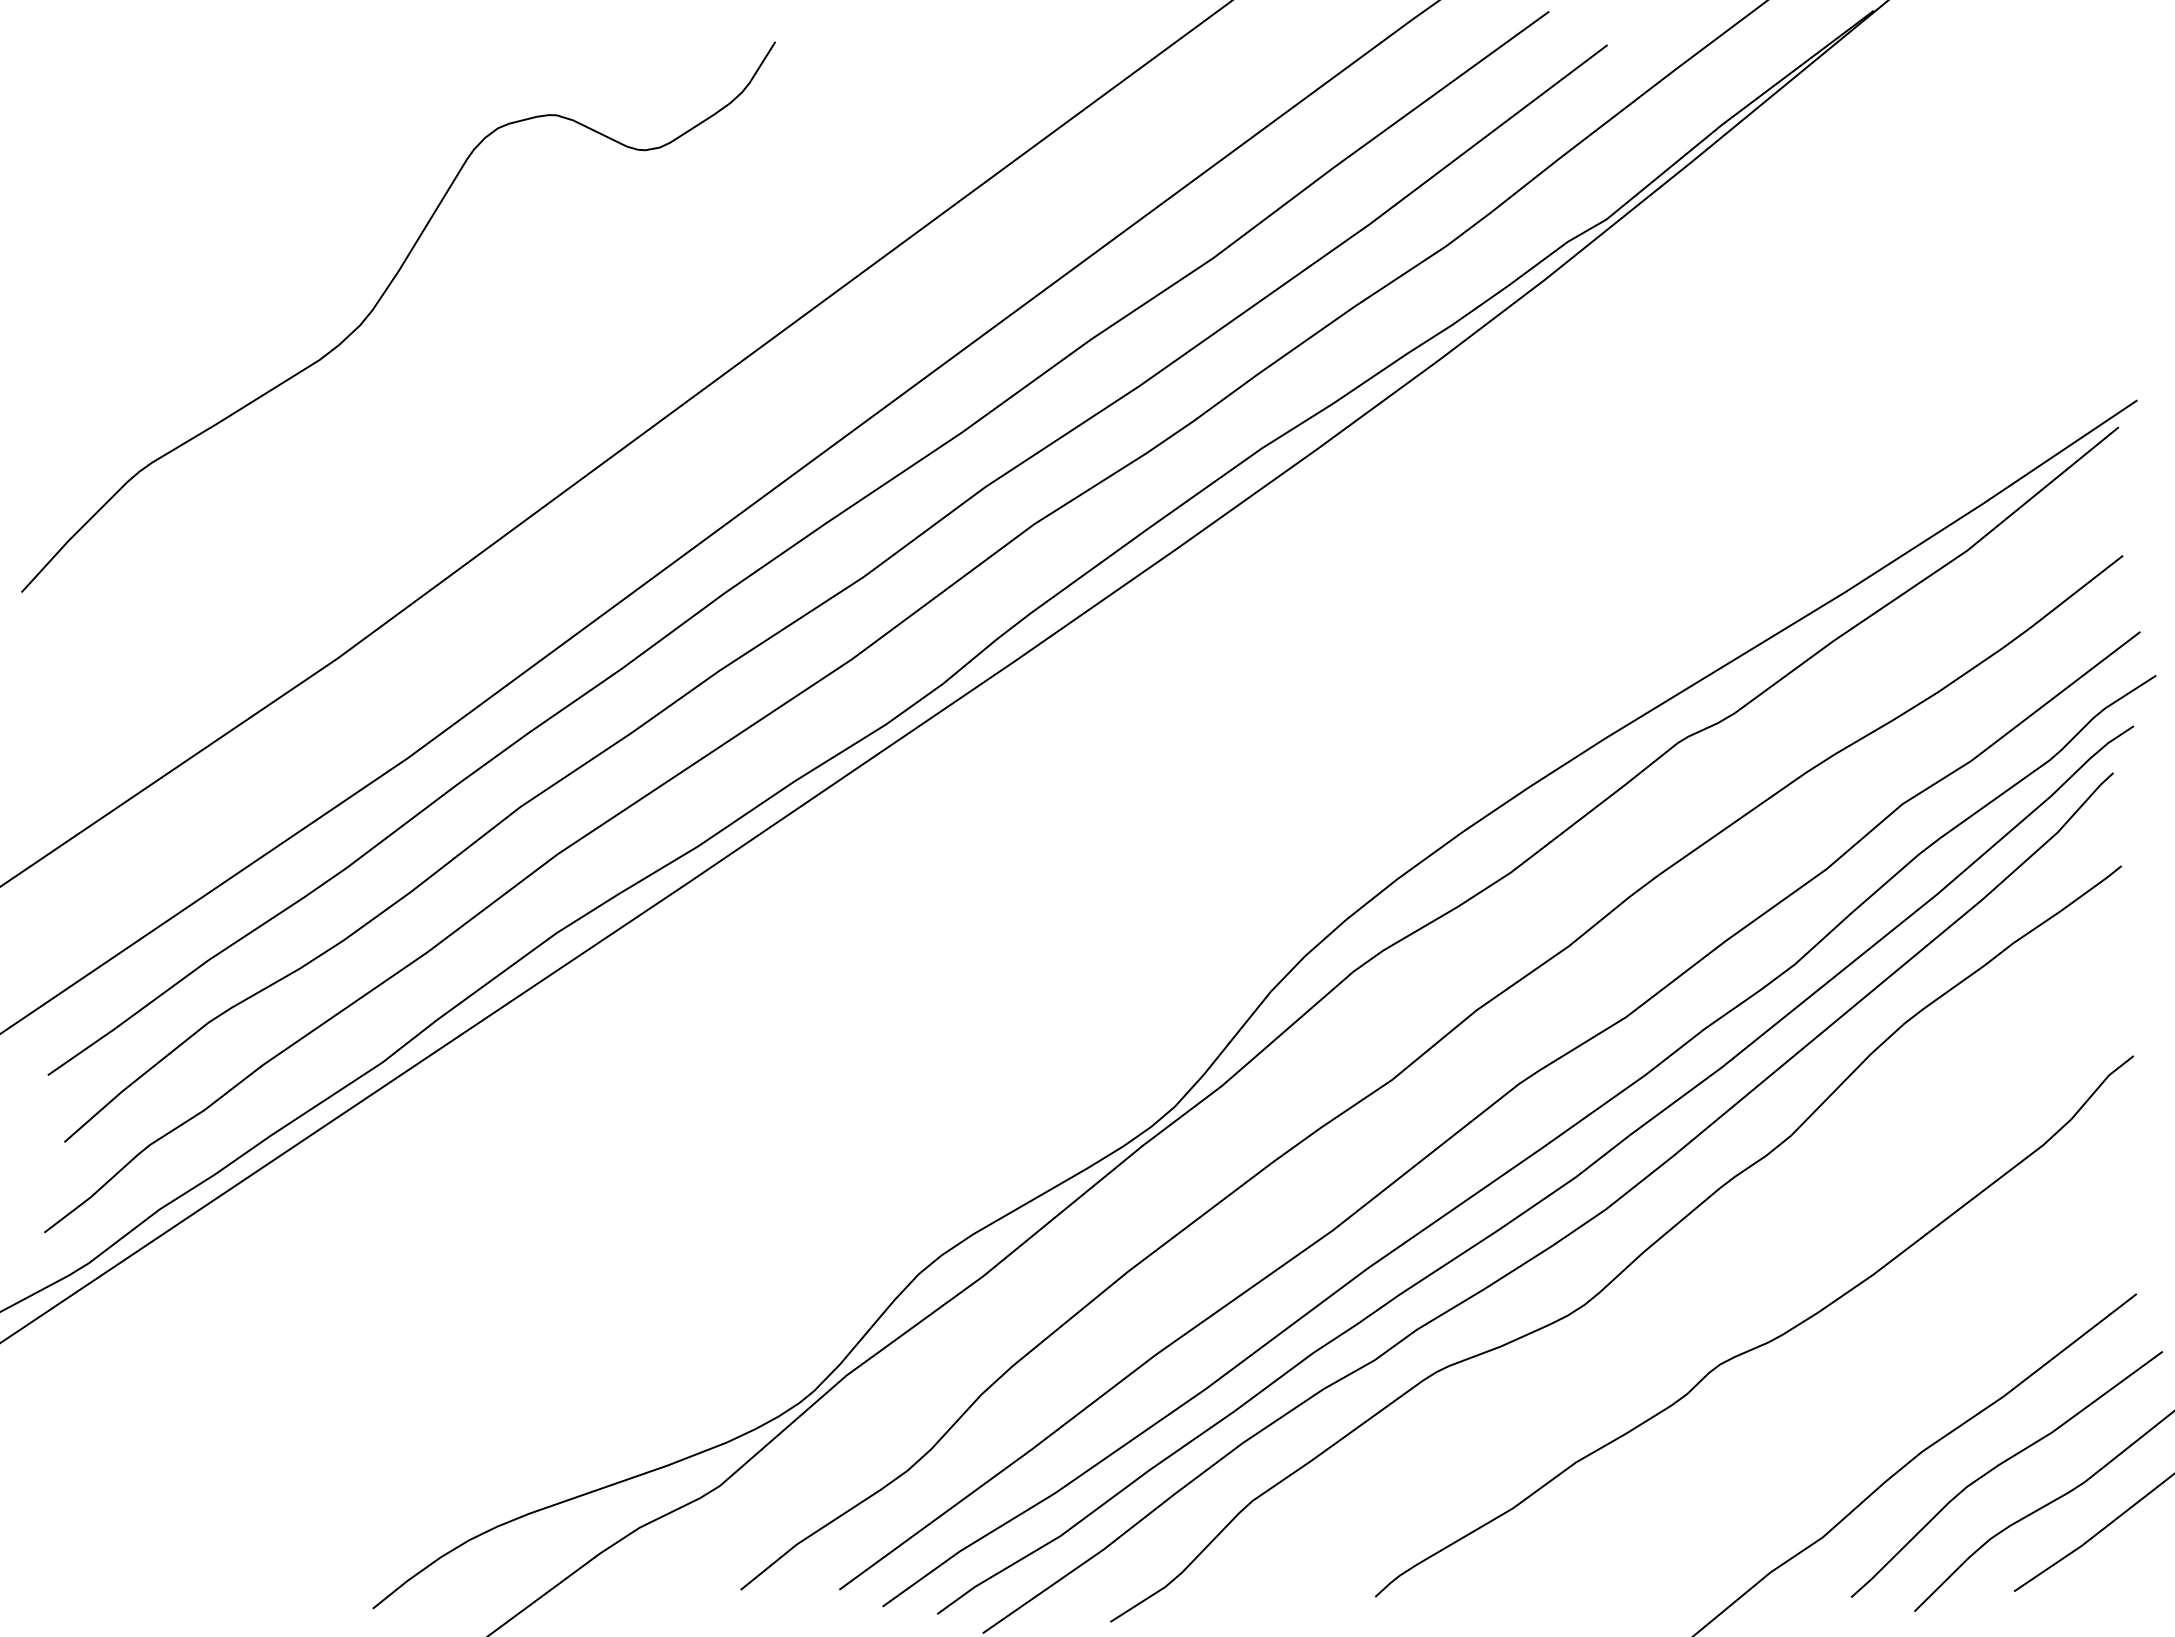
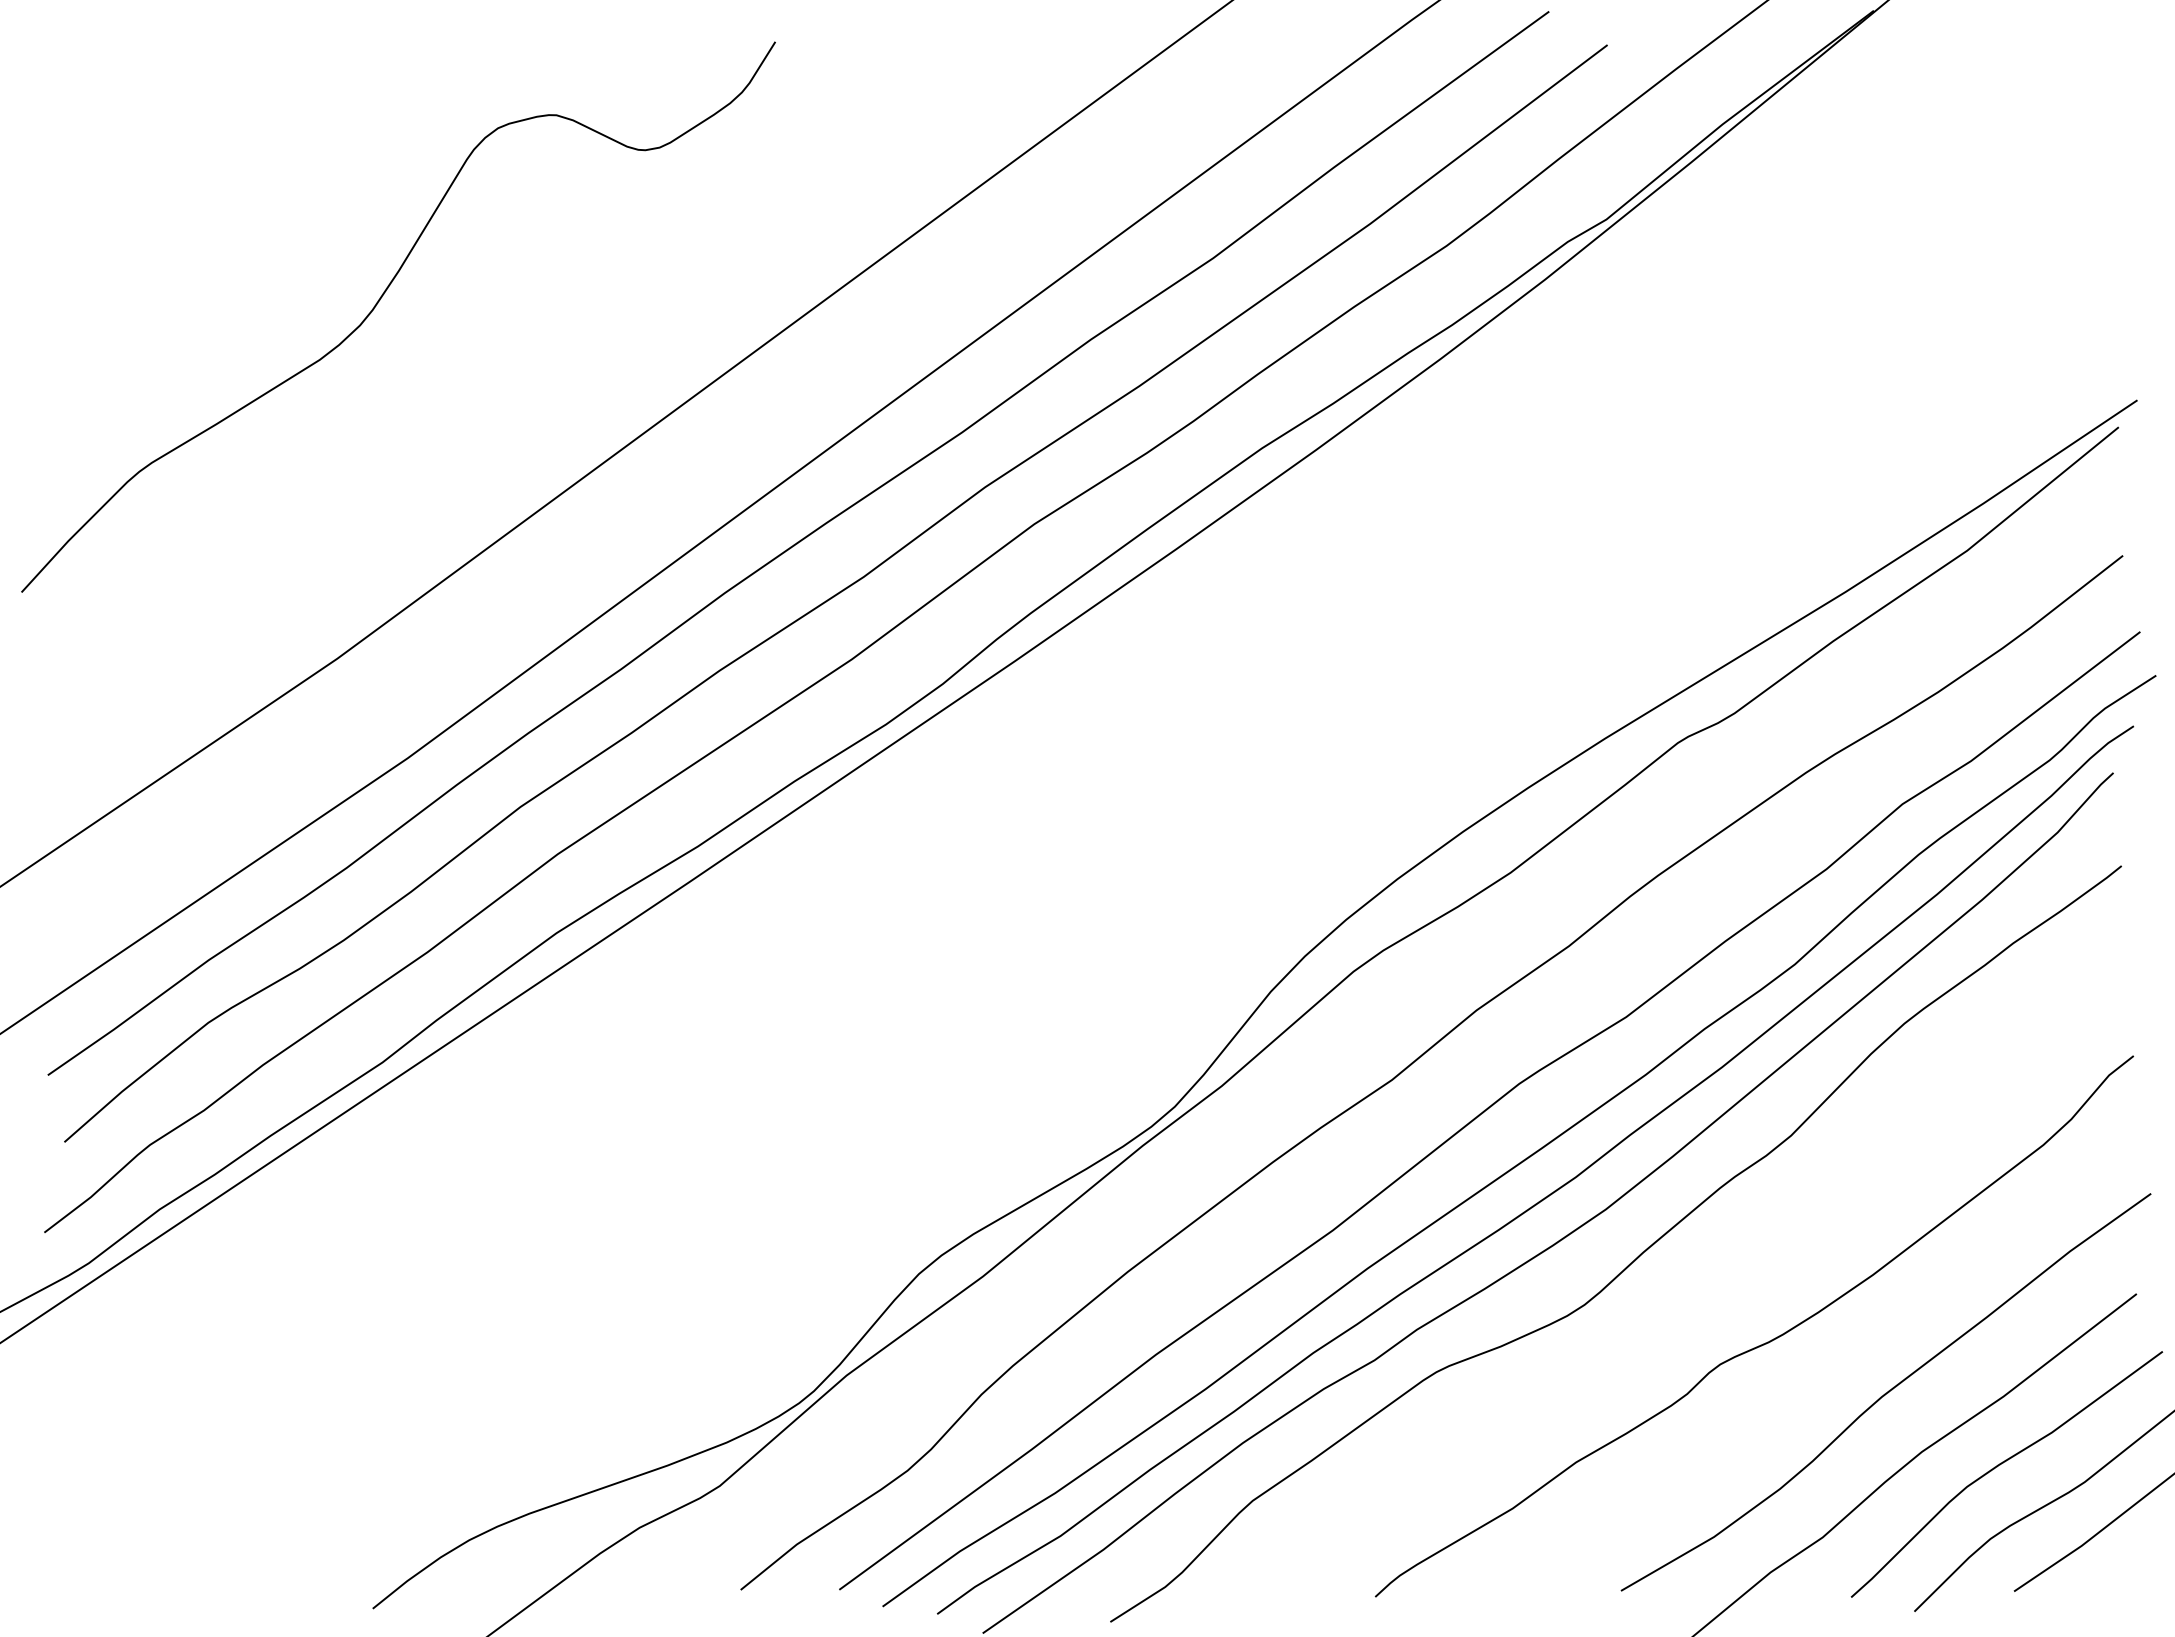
curve: none -> present (1886, 1392)
